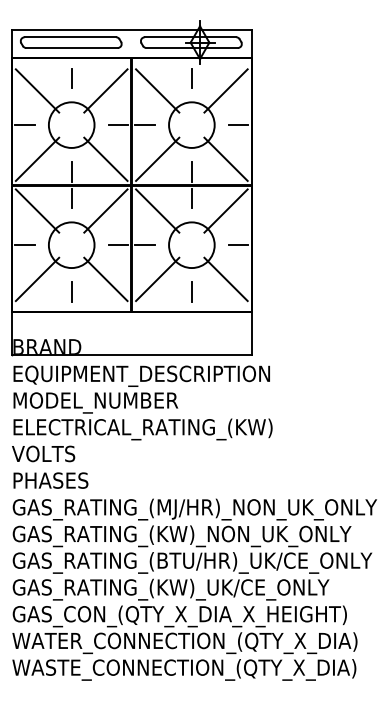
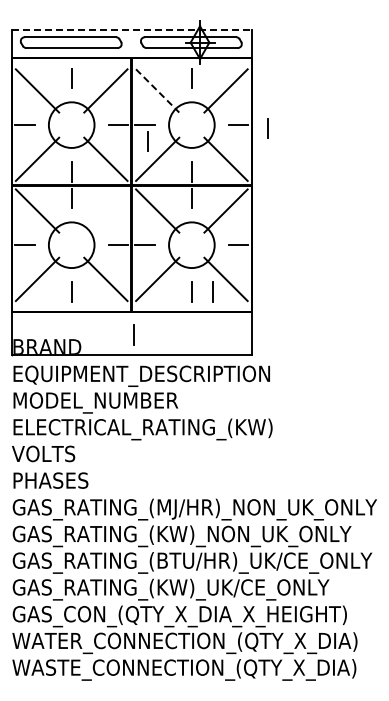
line: solid -> dashed (132, 29)
line: solid -> dashed (157, 90)
line: none -> present (267, 128)
line: none -> present (147, 141)
line: present -> none (105, 210)
line: none -> present (212, 291)
line: none -> present (133, 334)
